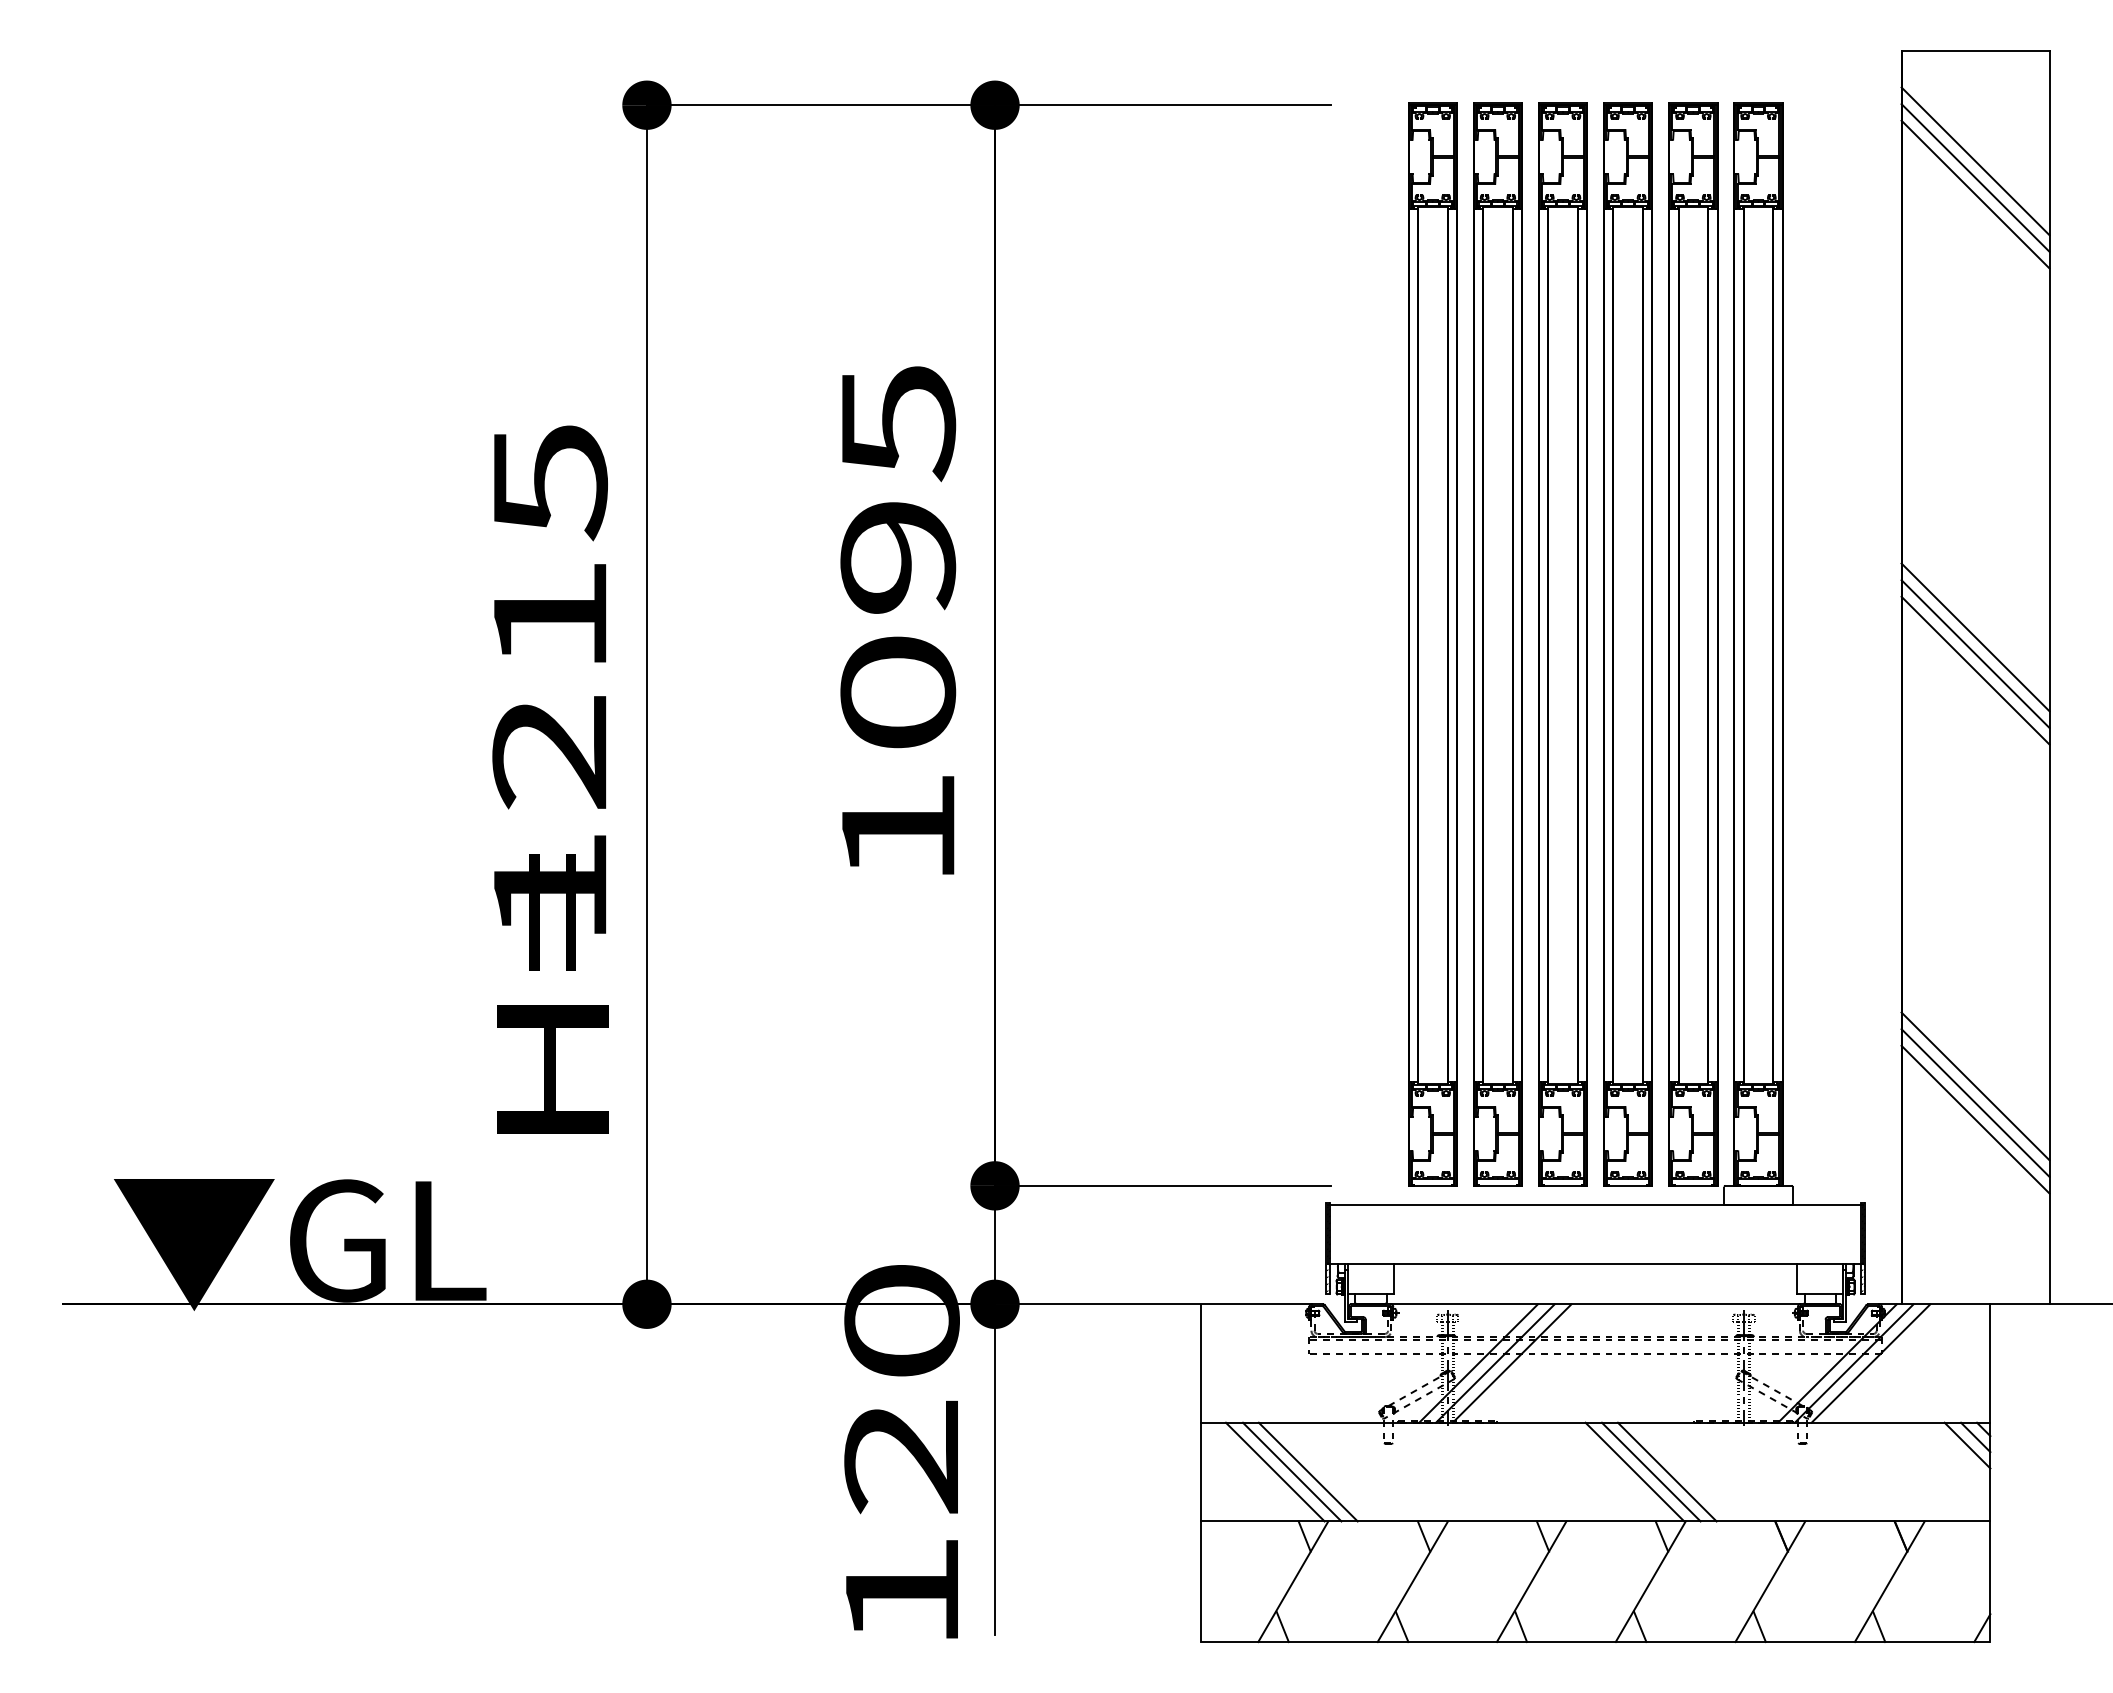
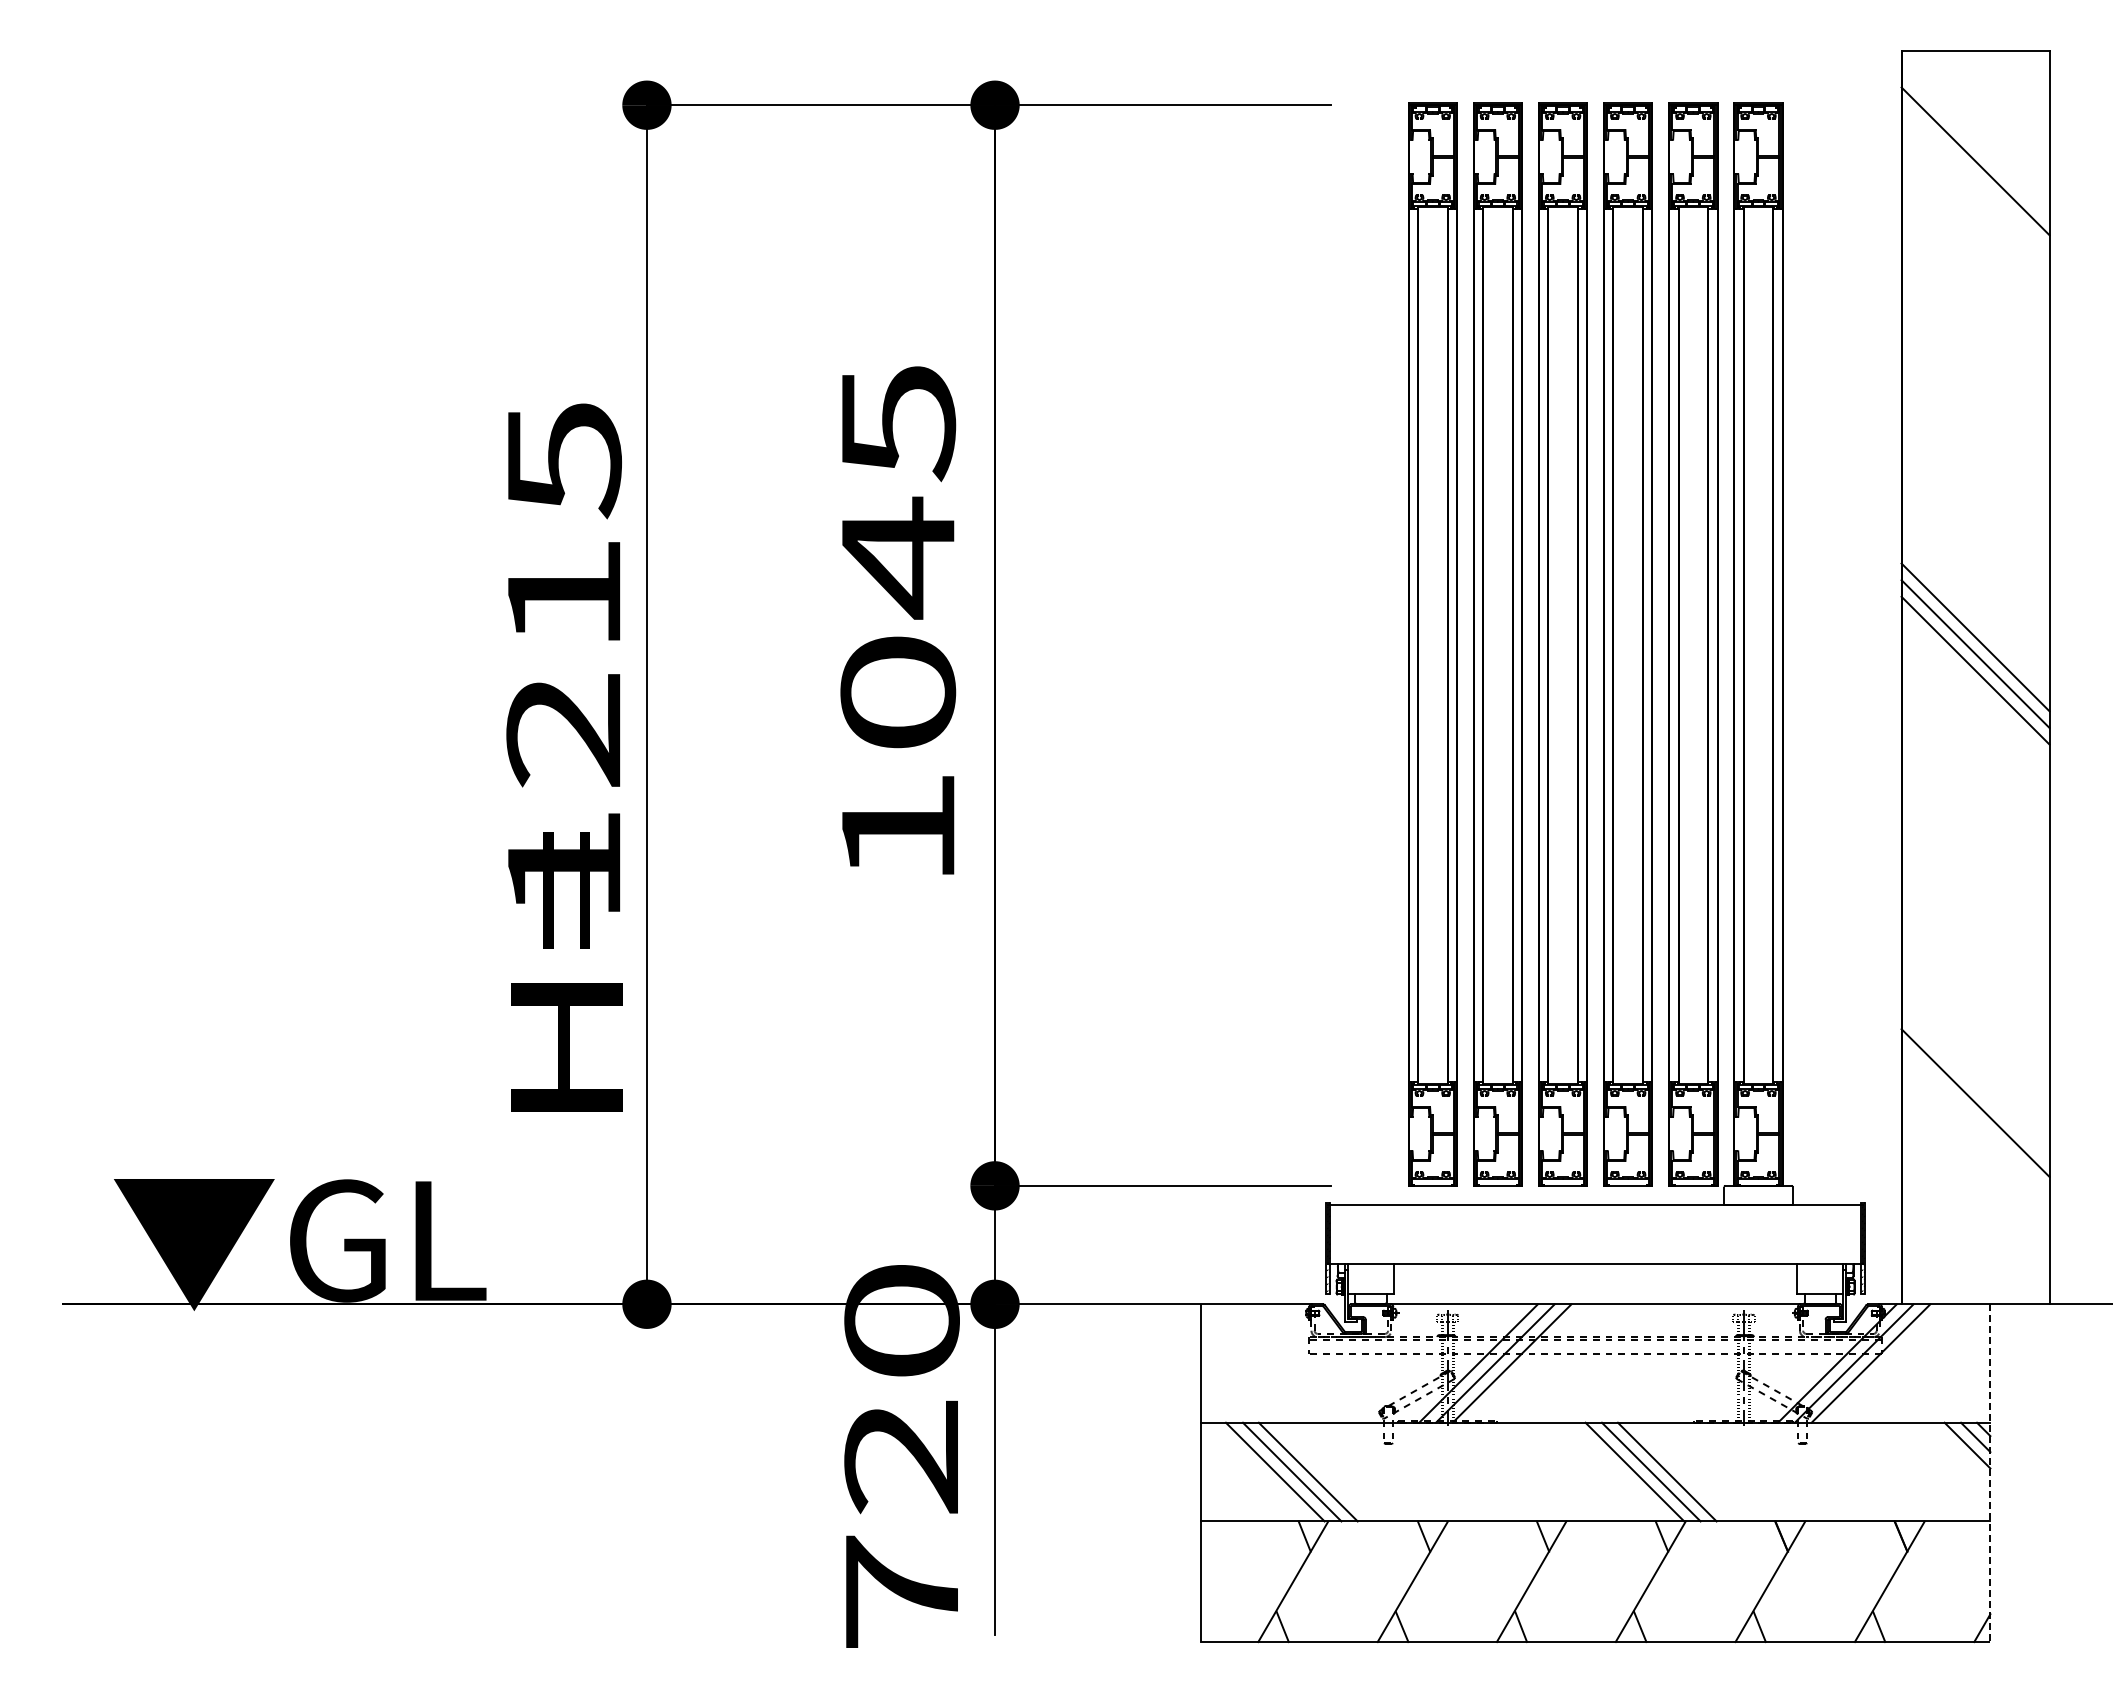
line: present -> none (1975, 177)
line: present -> none (1975, 194)
text: 1095 -> 1045 (898, 557)
text position: (550, 779) -> (564, 757) (564, 757)
line: present -> none (1975, 1086)
line: present -> none (1975, 1119)
line: solid -> dashed (1990, 1473)
text: 120 -> 720 (901, 1591)
